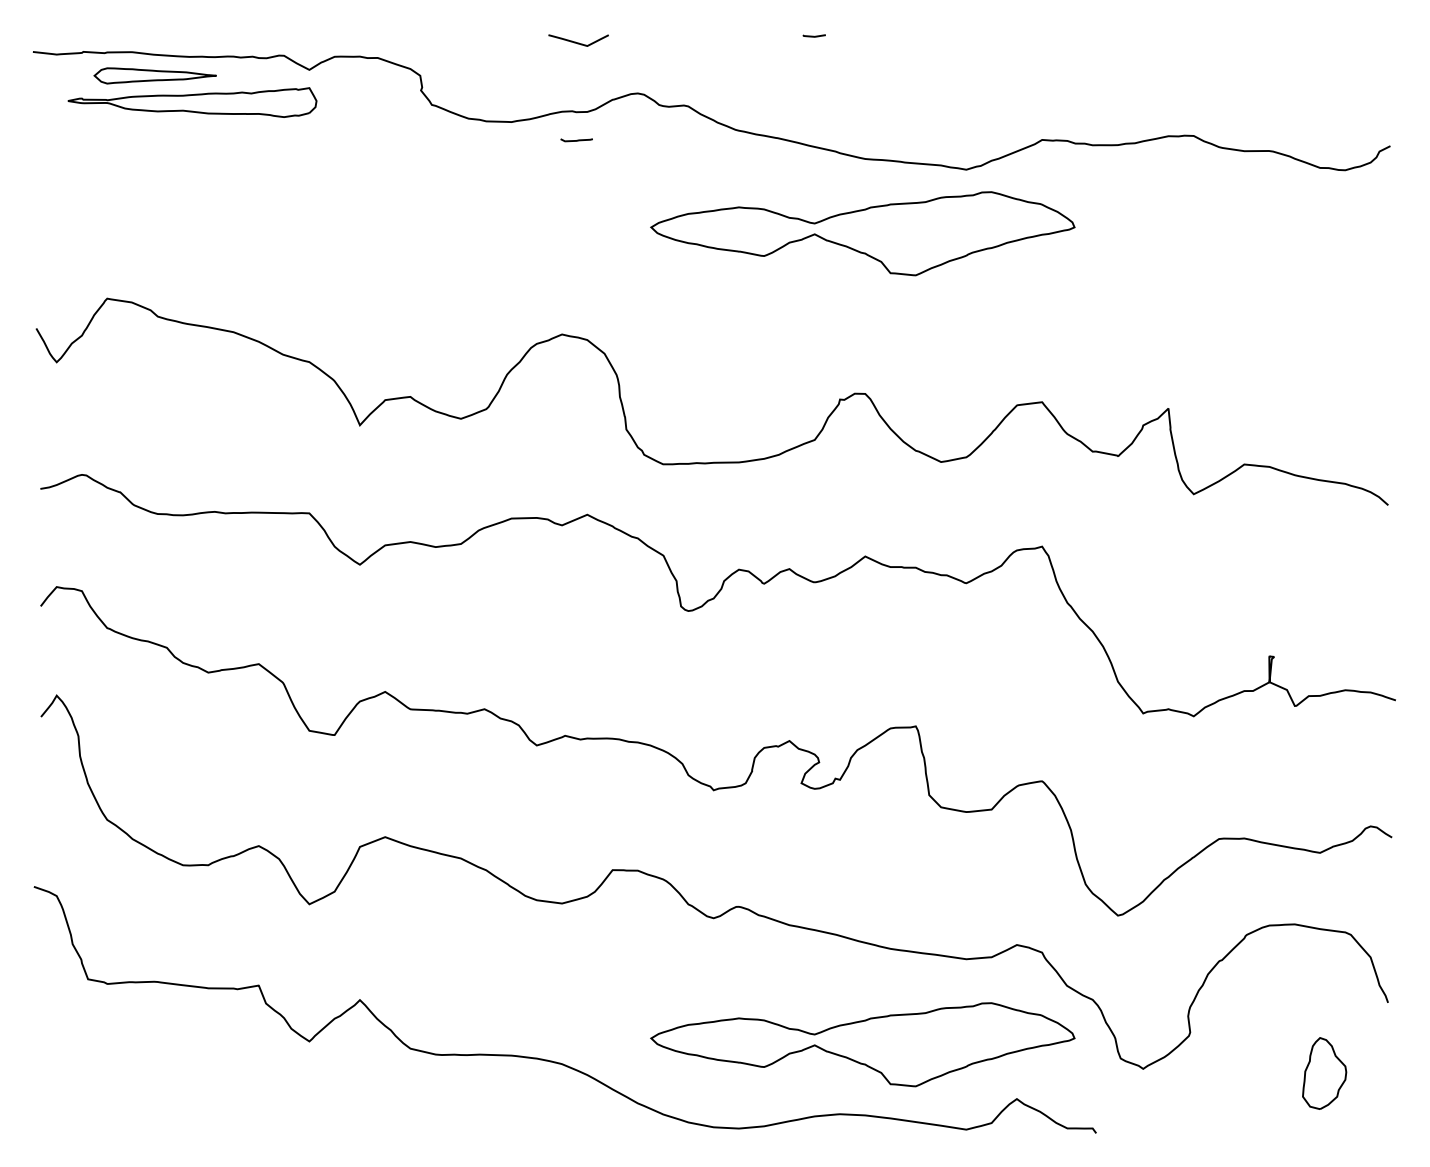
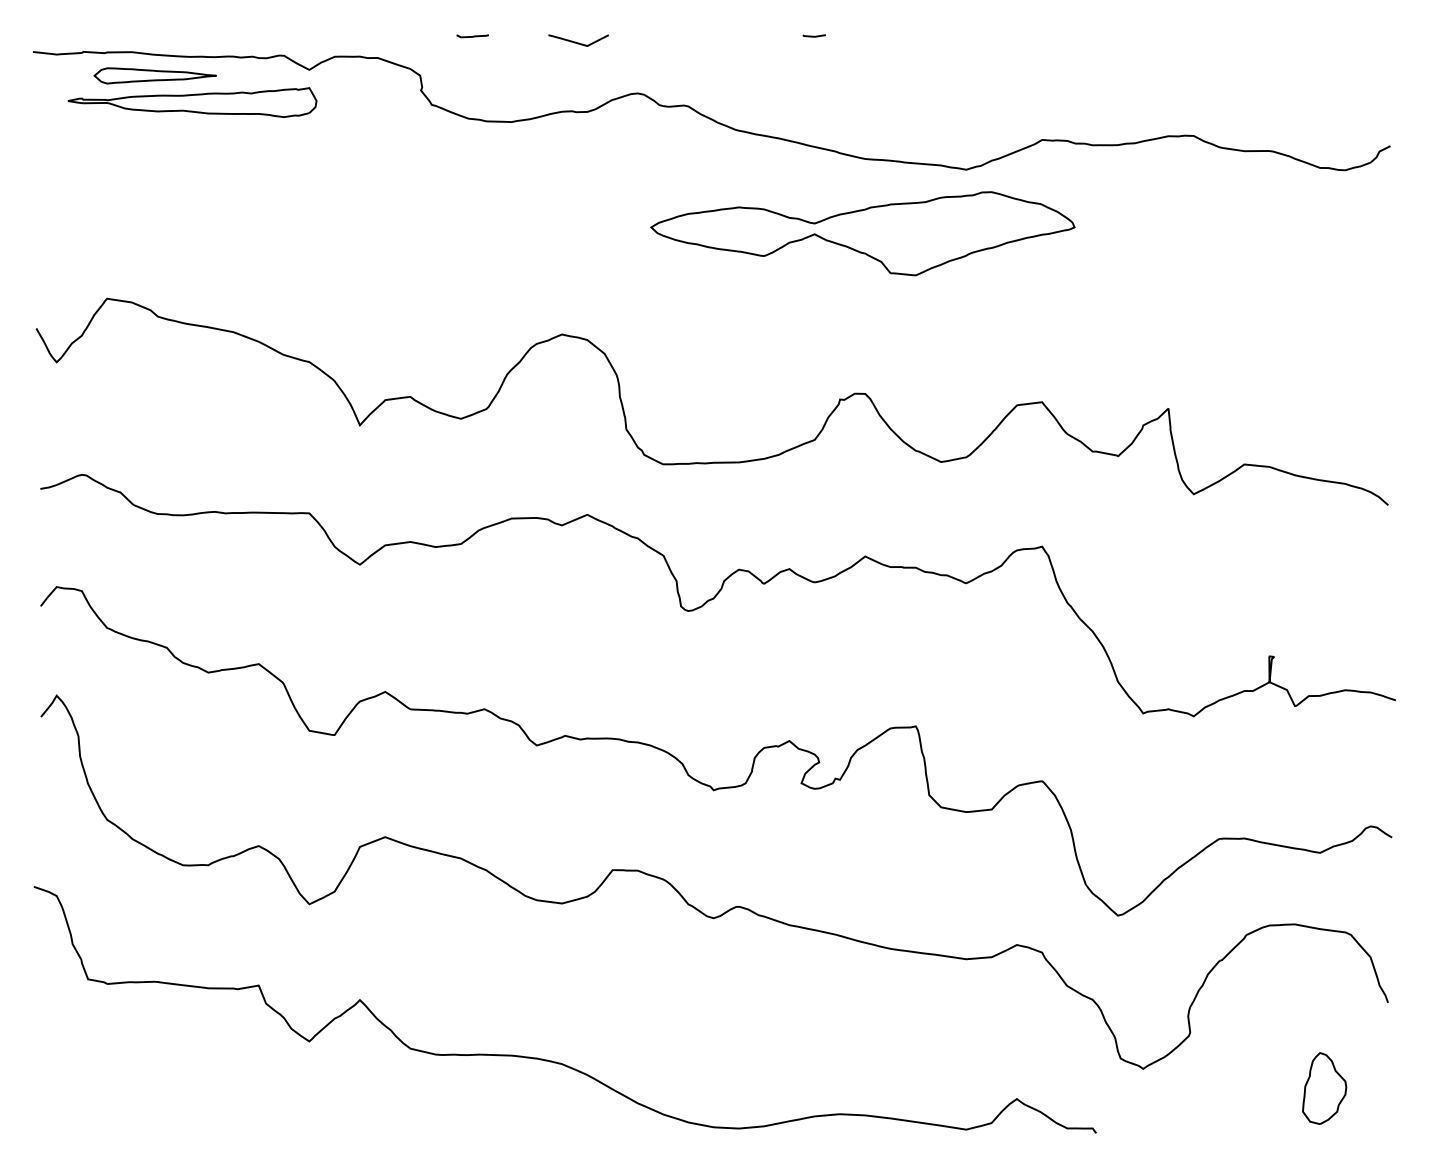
curve position: (576, 140) -> (472, 36) (472, 36)
part: present -> none (862, 1044)
part position: (1324, 1073) -> (1324, 1088) (1324, 1088)
